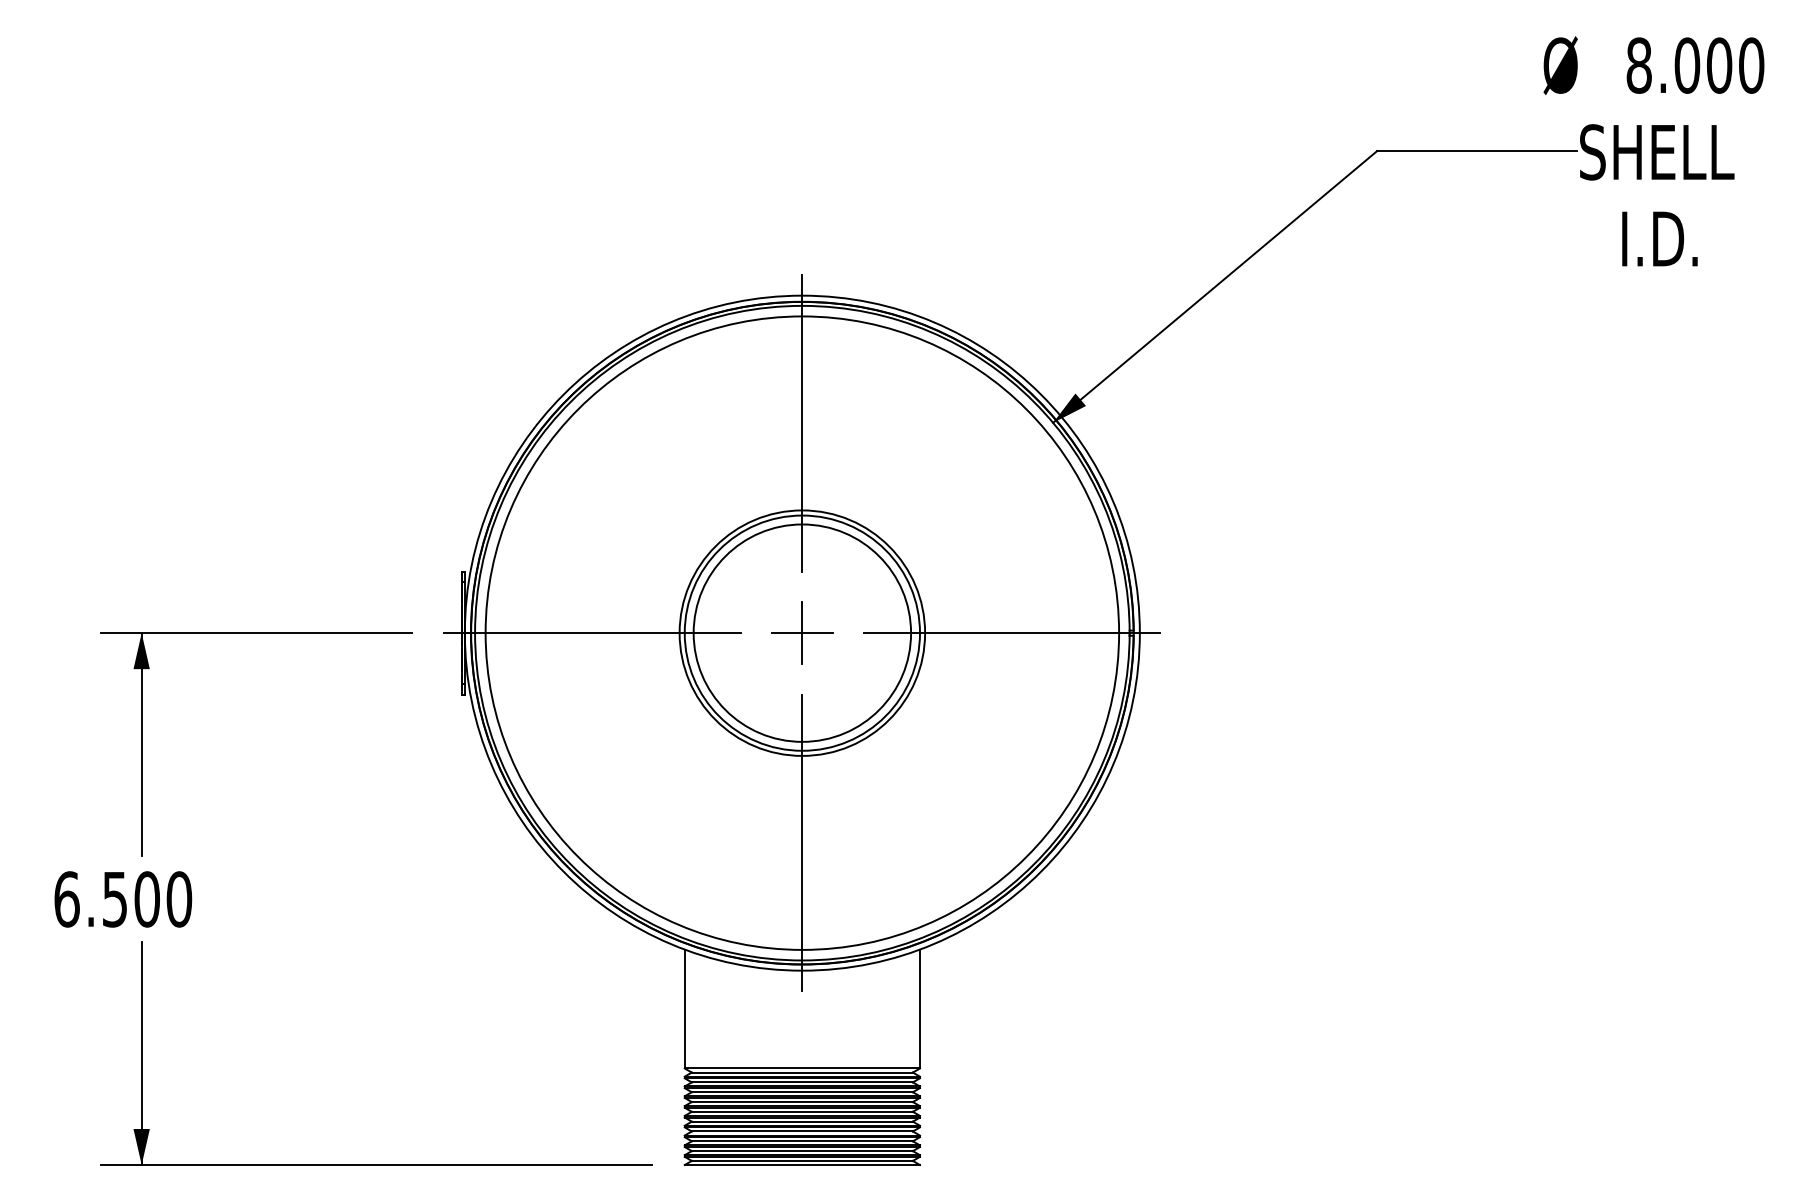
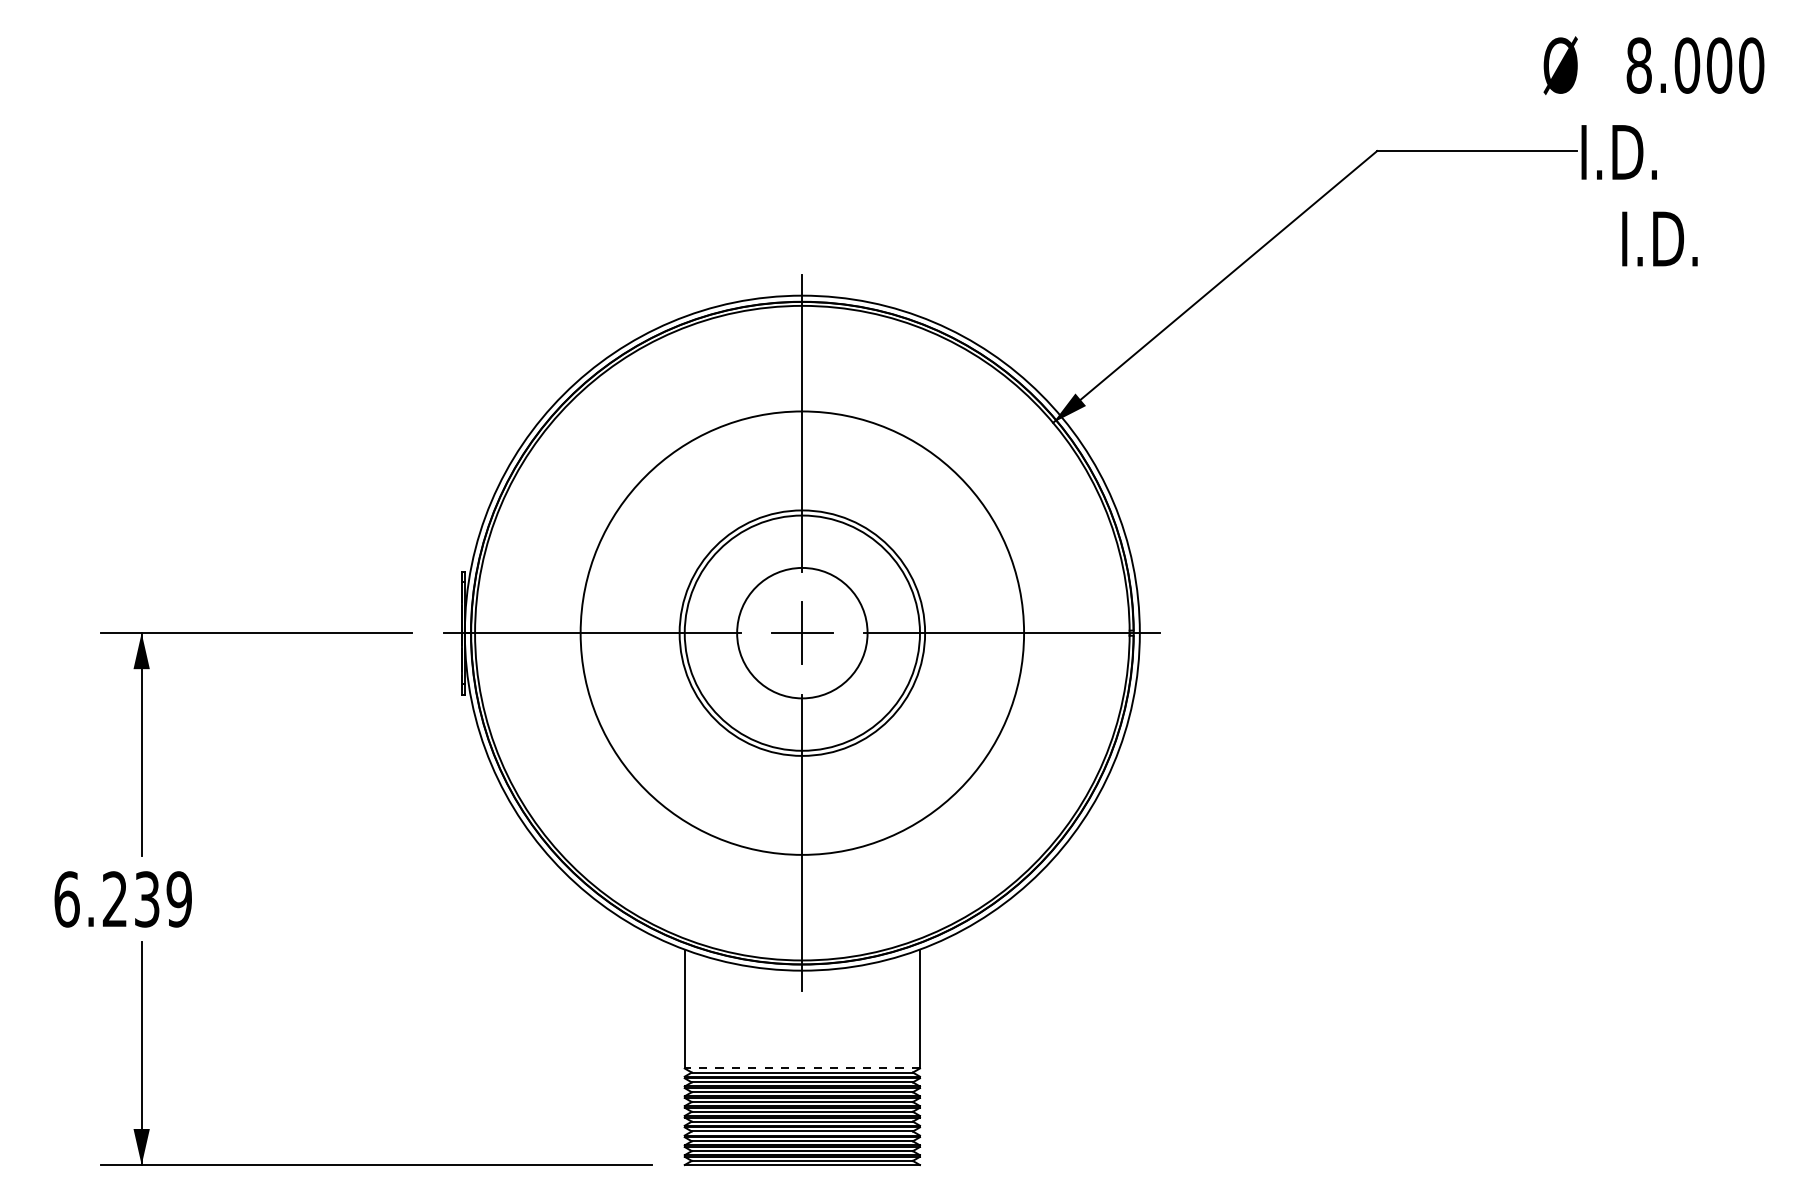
text: SHELL -> I.D. (1657, 152)
circle diameter: 217 px -> 130 px (802, 632)
circle diameter: 633 px -> 443 px (802, 632)
text: 6.500 -> 6.239 (147, 899)
line: solid -> dashed (802, 1068)
